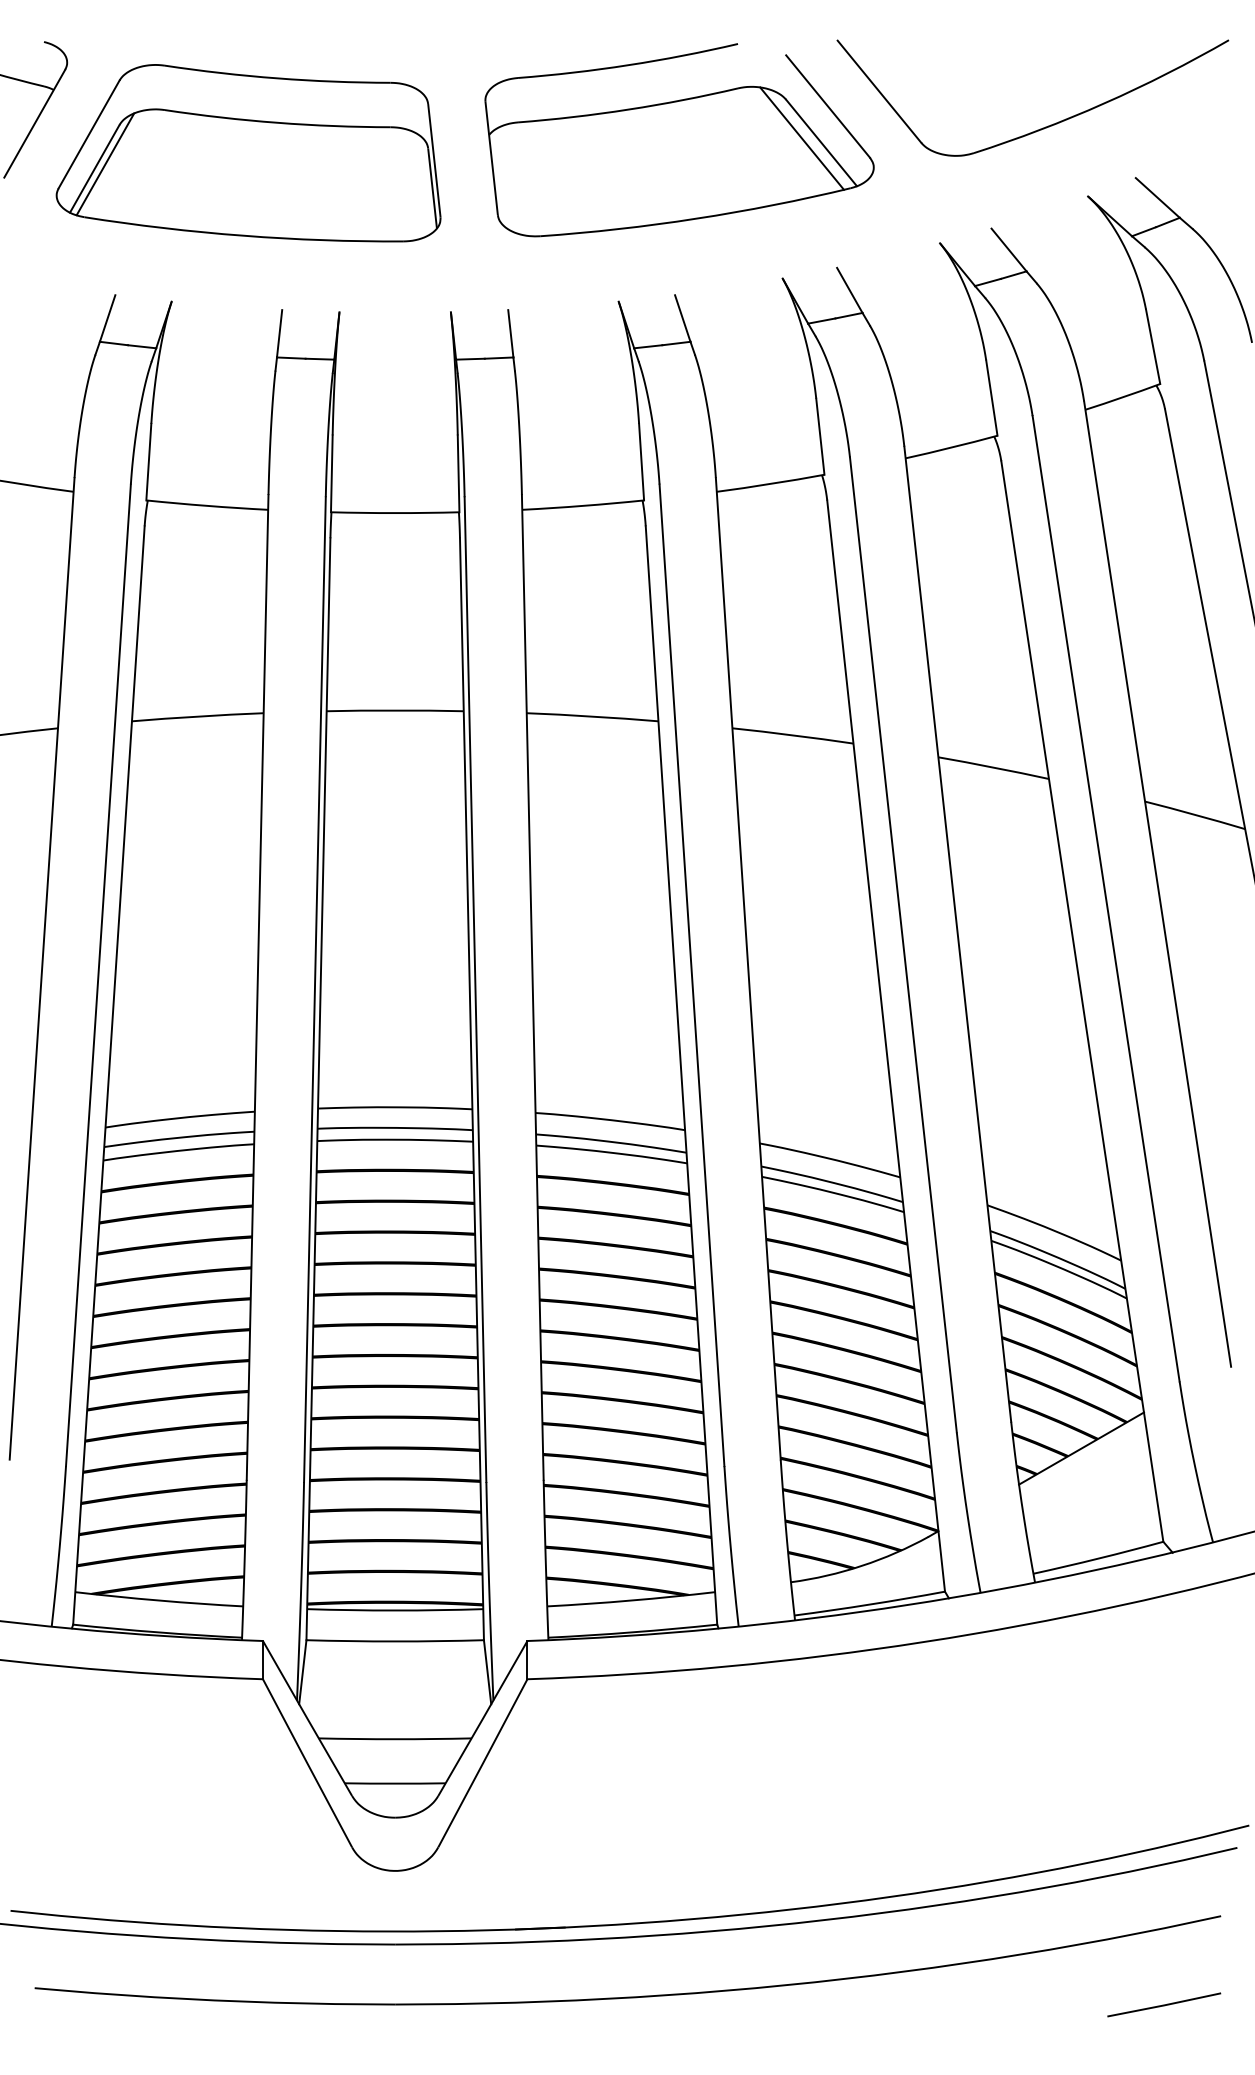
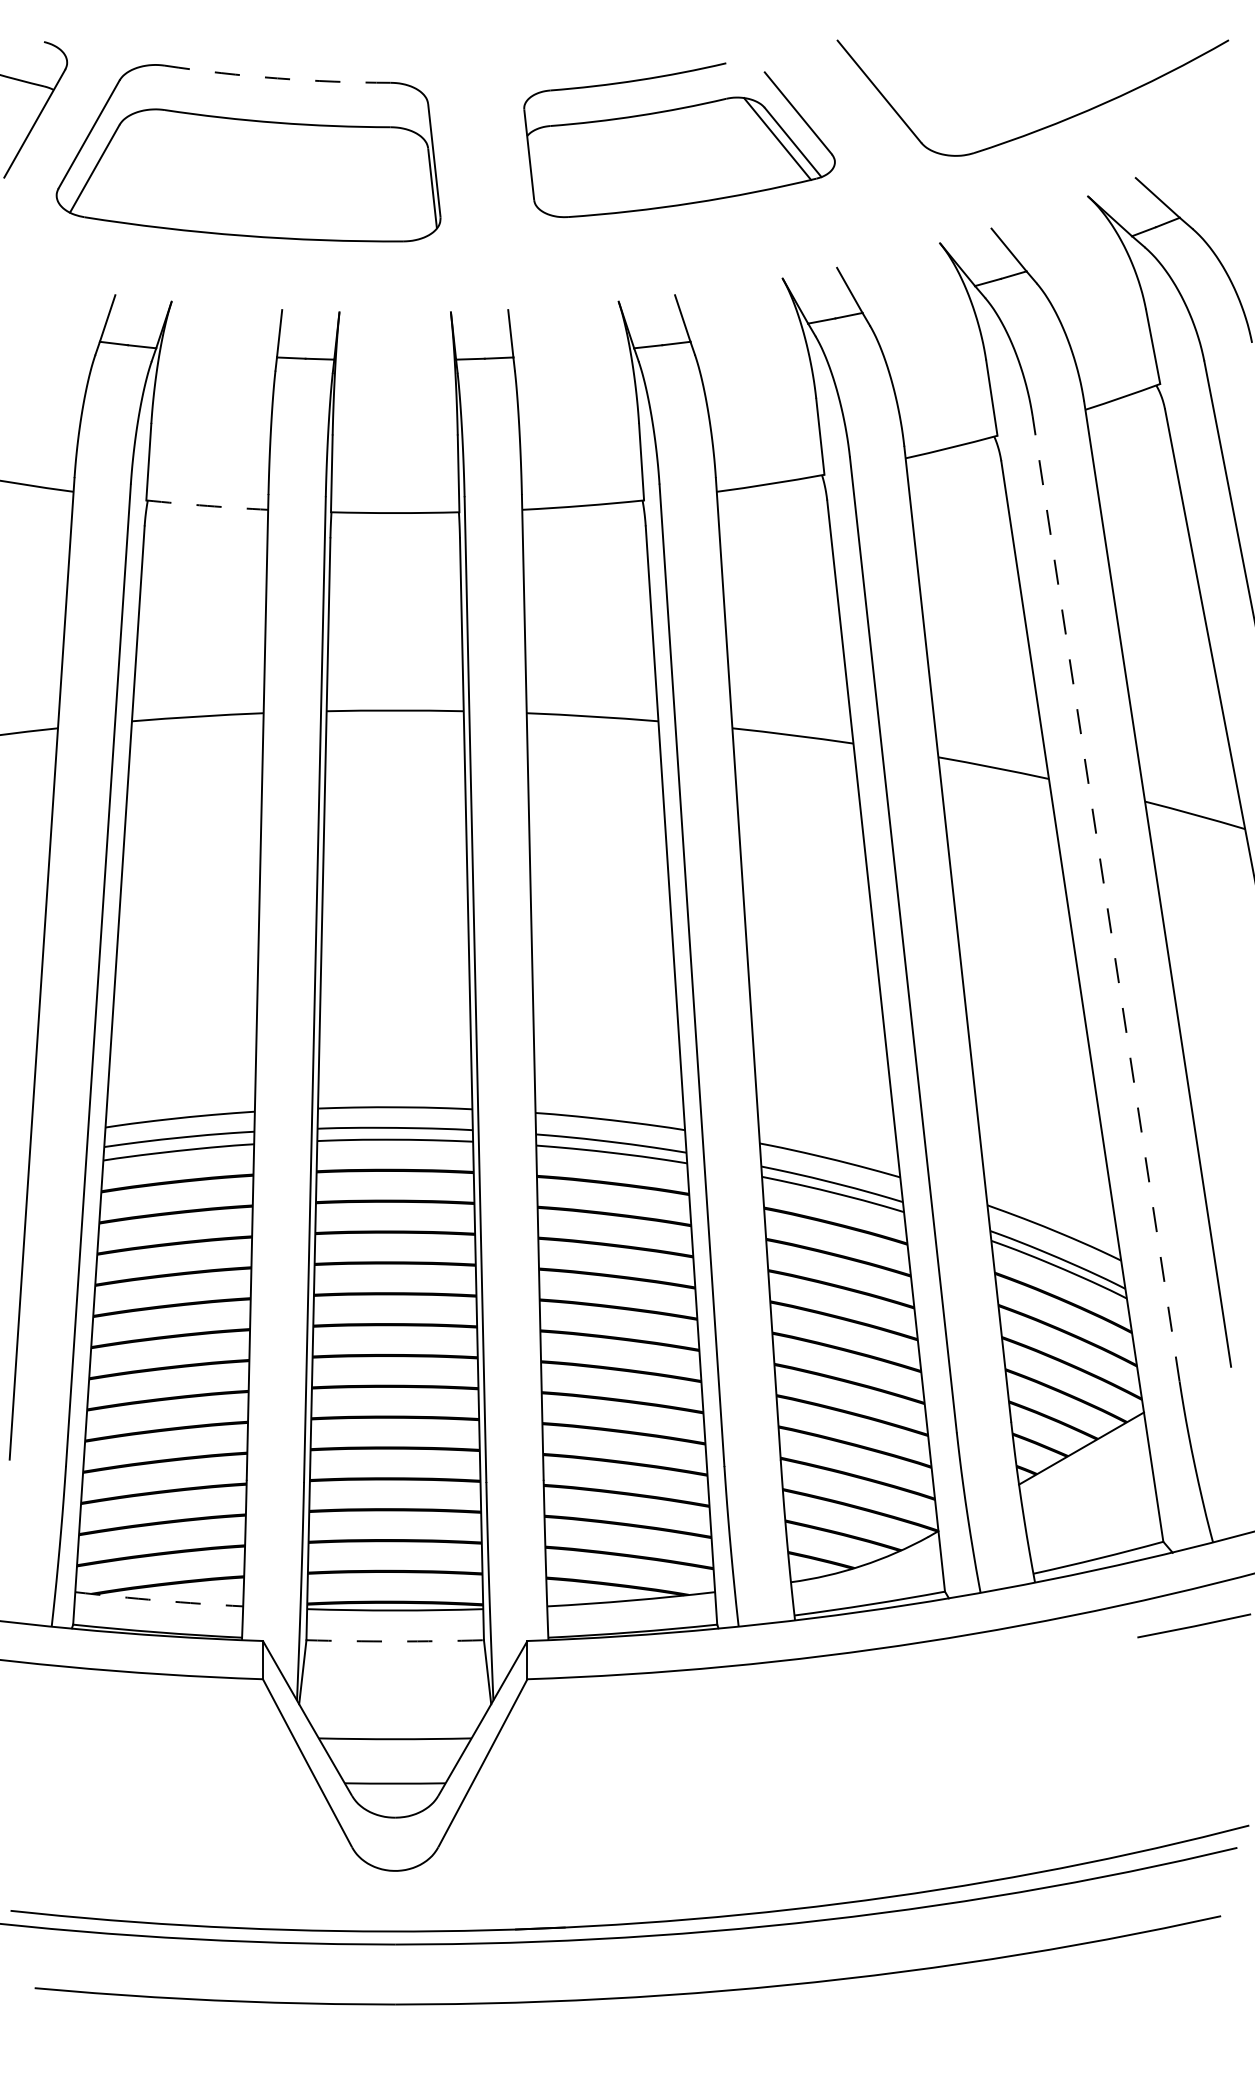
arc: solid -> dashed (277, 78)
part size: 391x195 px -> 313x157 px (679, 140)
line: present -> none (105, 164)
arc: solid -> dashed (207, 505)
line: solid -> dashed (1106, 898)
arc: solid -> dashed (159, 1600)
arc: solid -> dashed (395, 1641)
line position: (1164, 2004) -> (1194, 1625) (1194, 1625)
